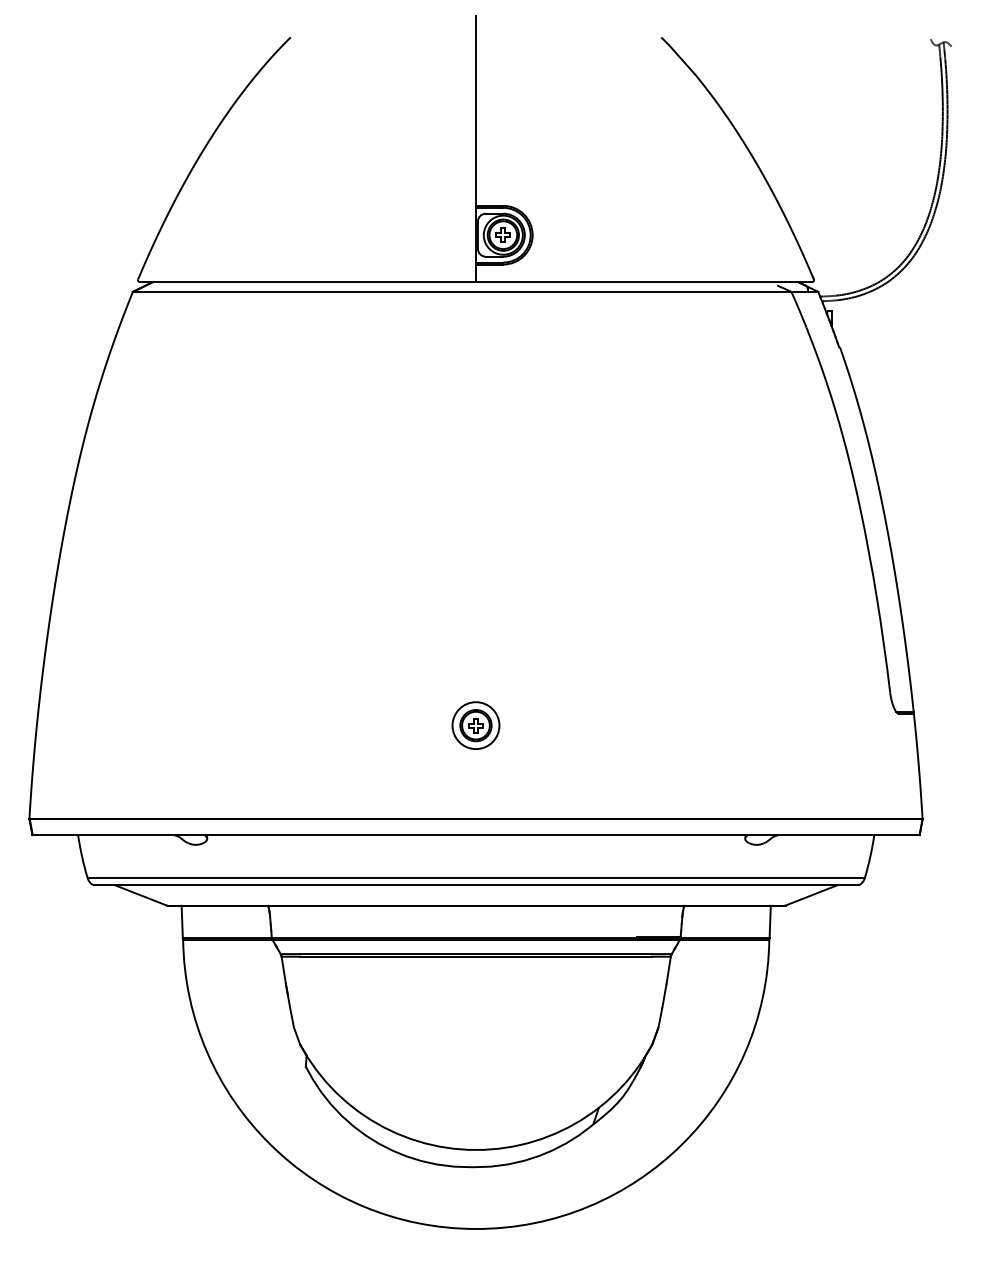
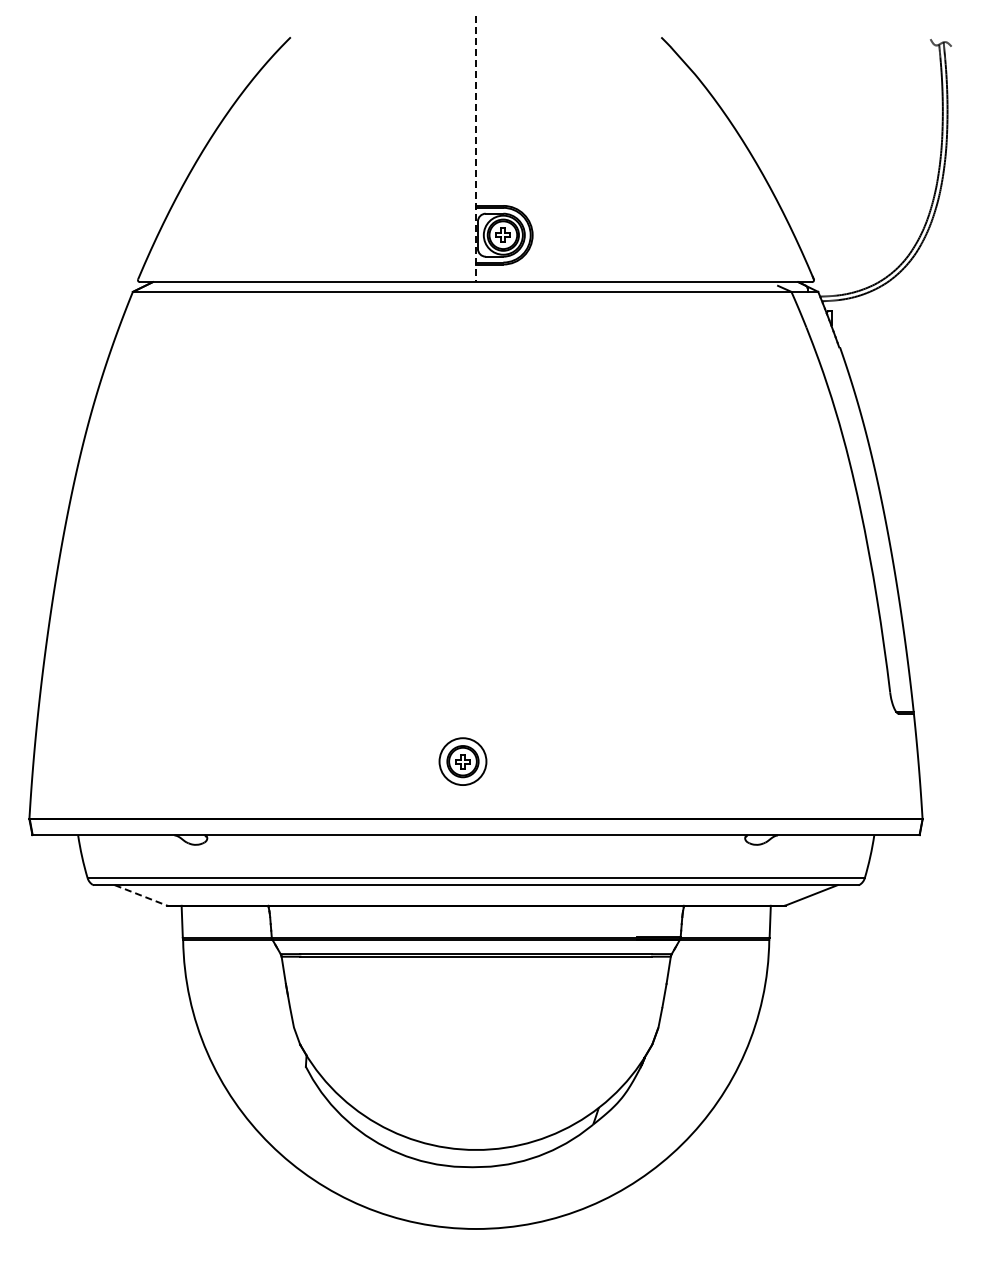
line: solid -> dashed (476, 149)
part position: (475, 725) -> (462, 761) (462, 761)
line: solid -> dashed (140, 895)
